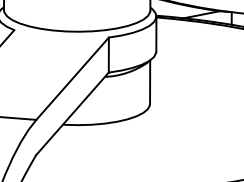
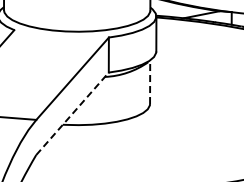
line: solid -> dashed (150, 82)
line: solid -> dashed (72, 113)
